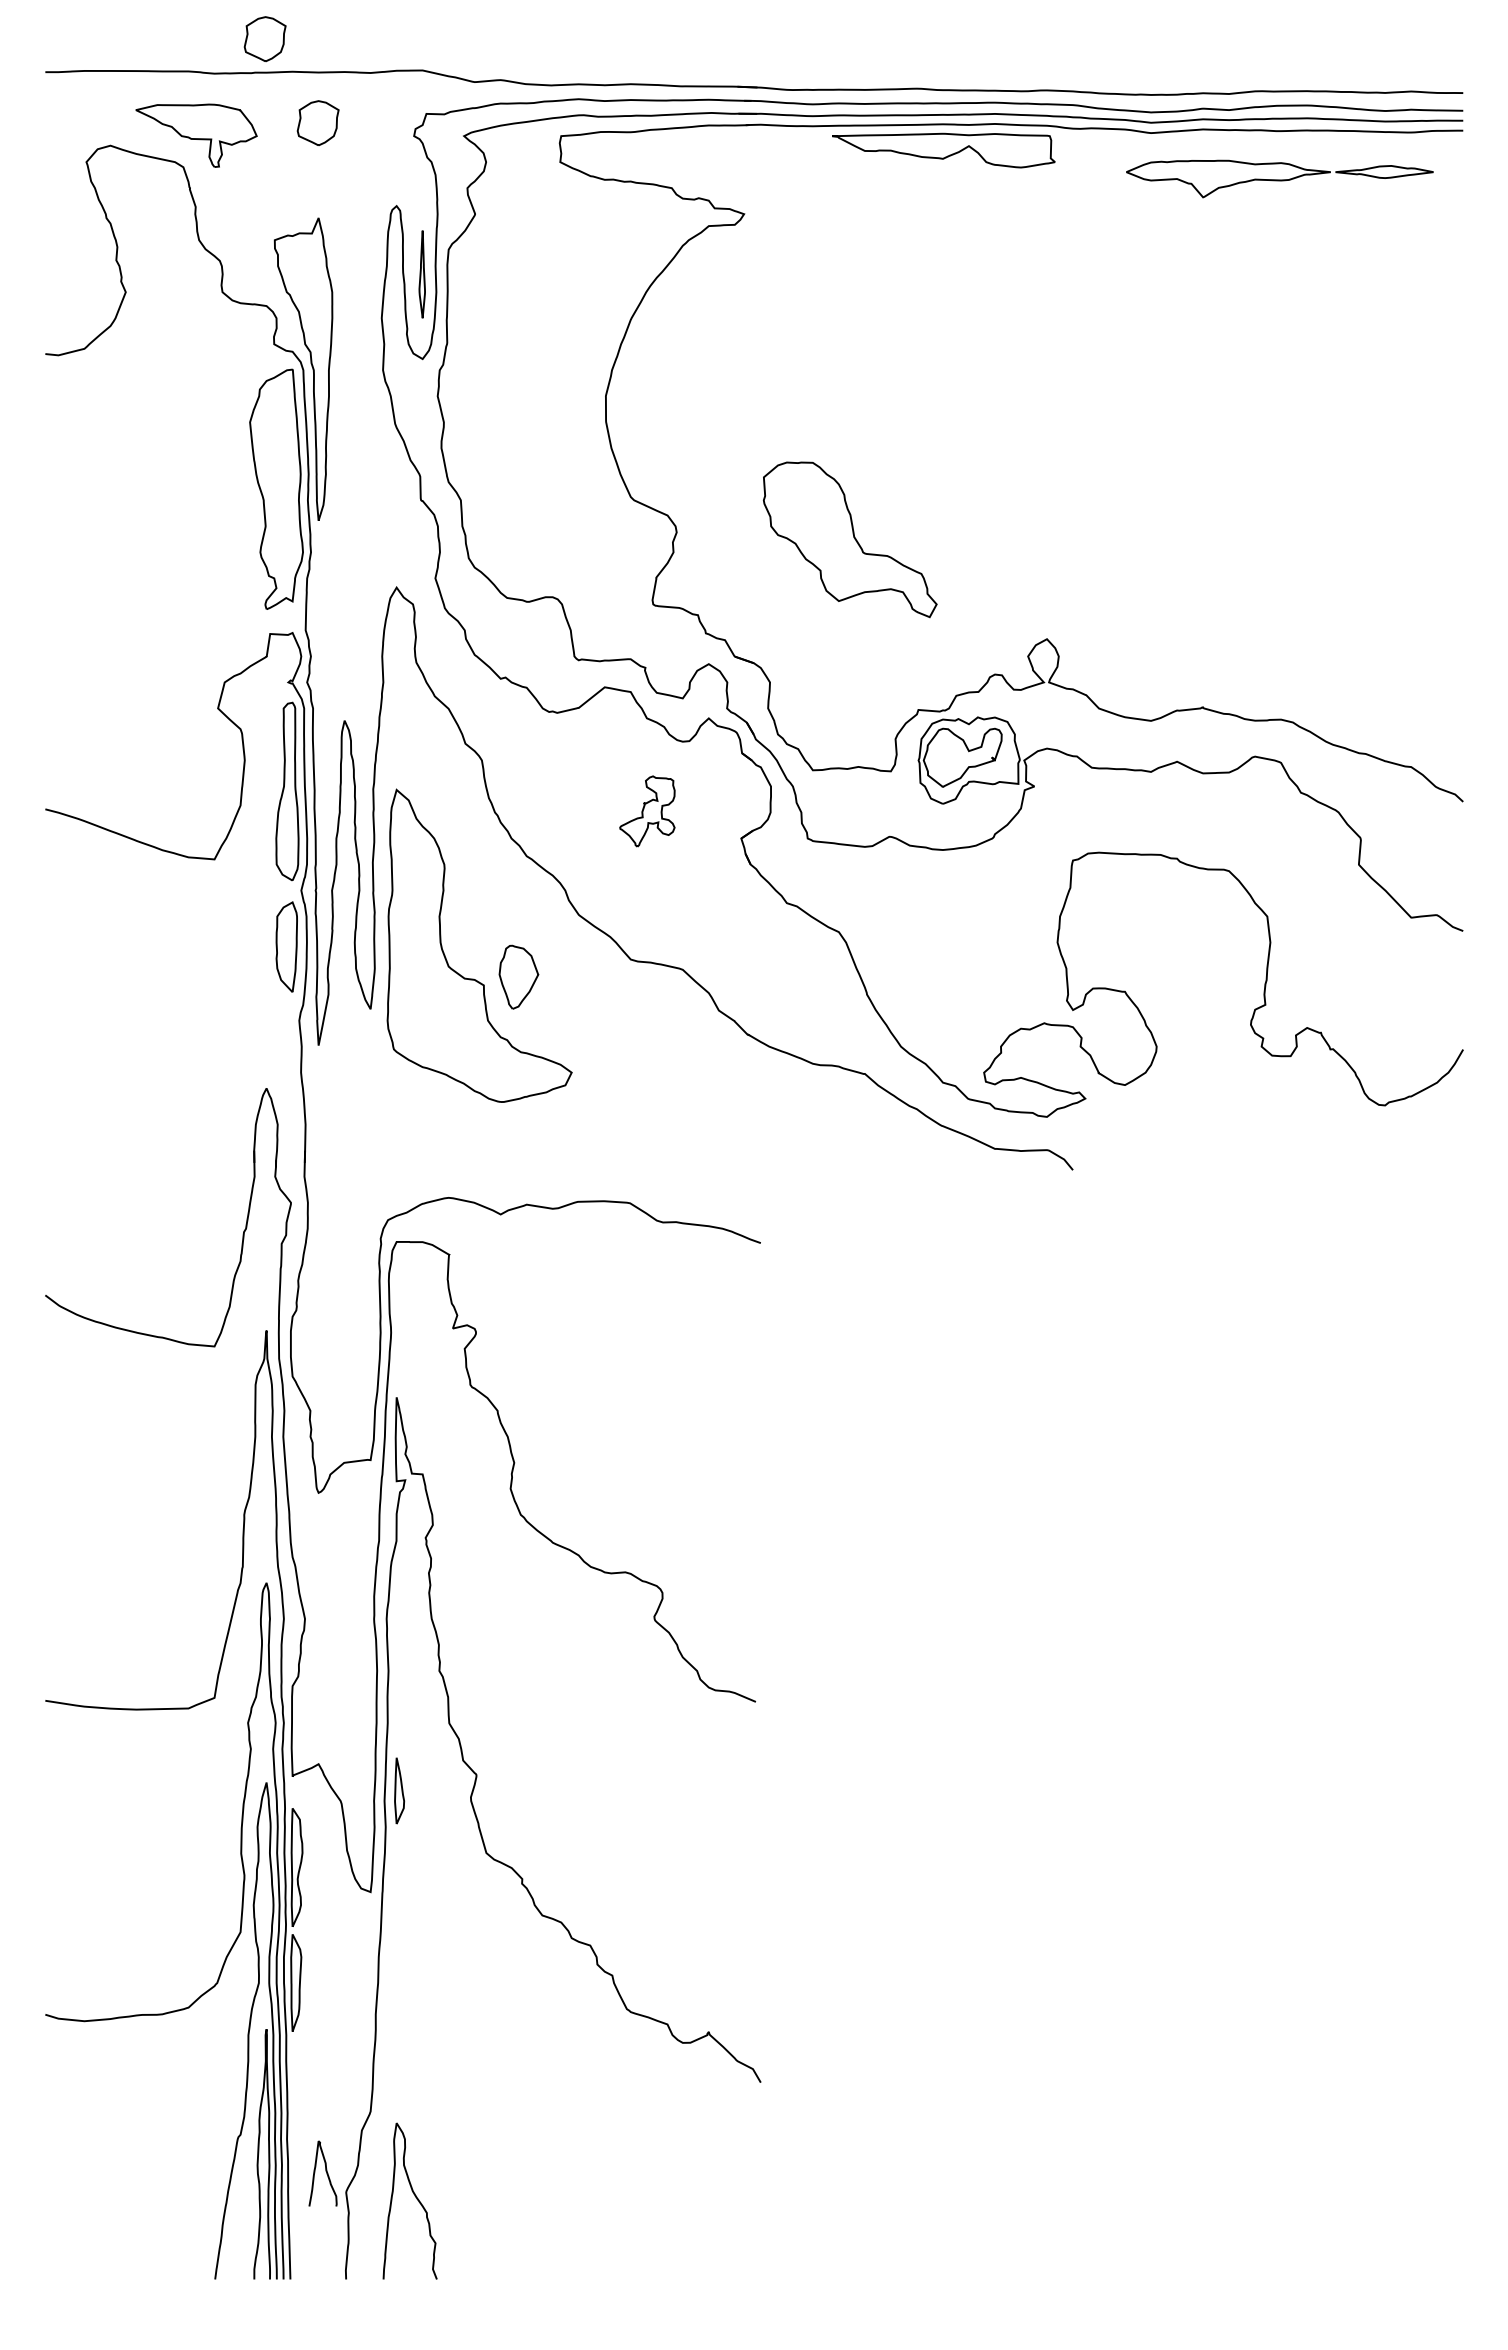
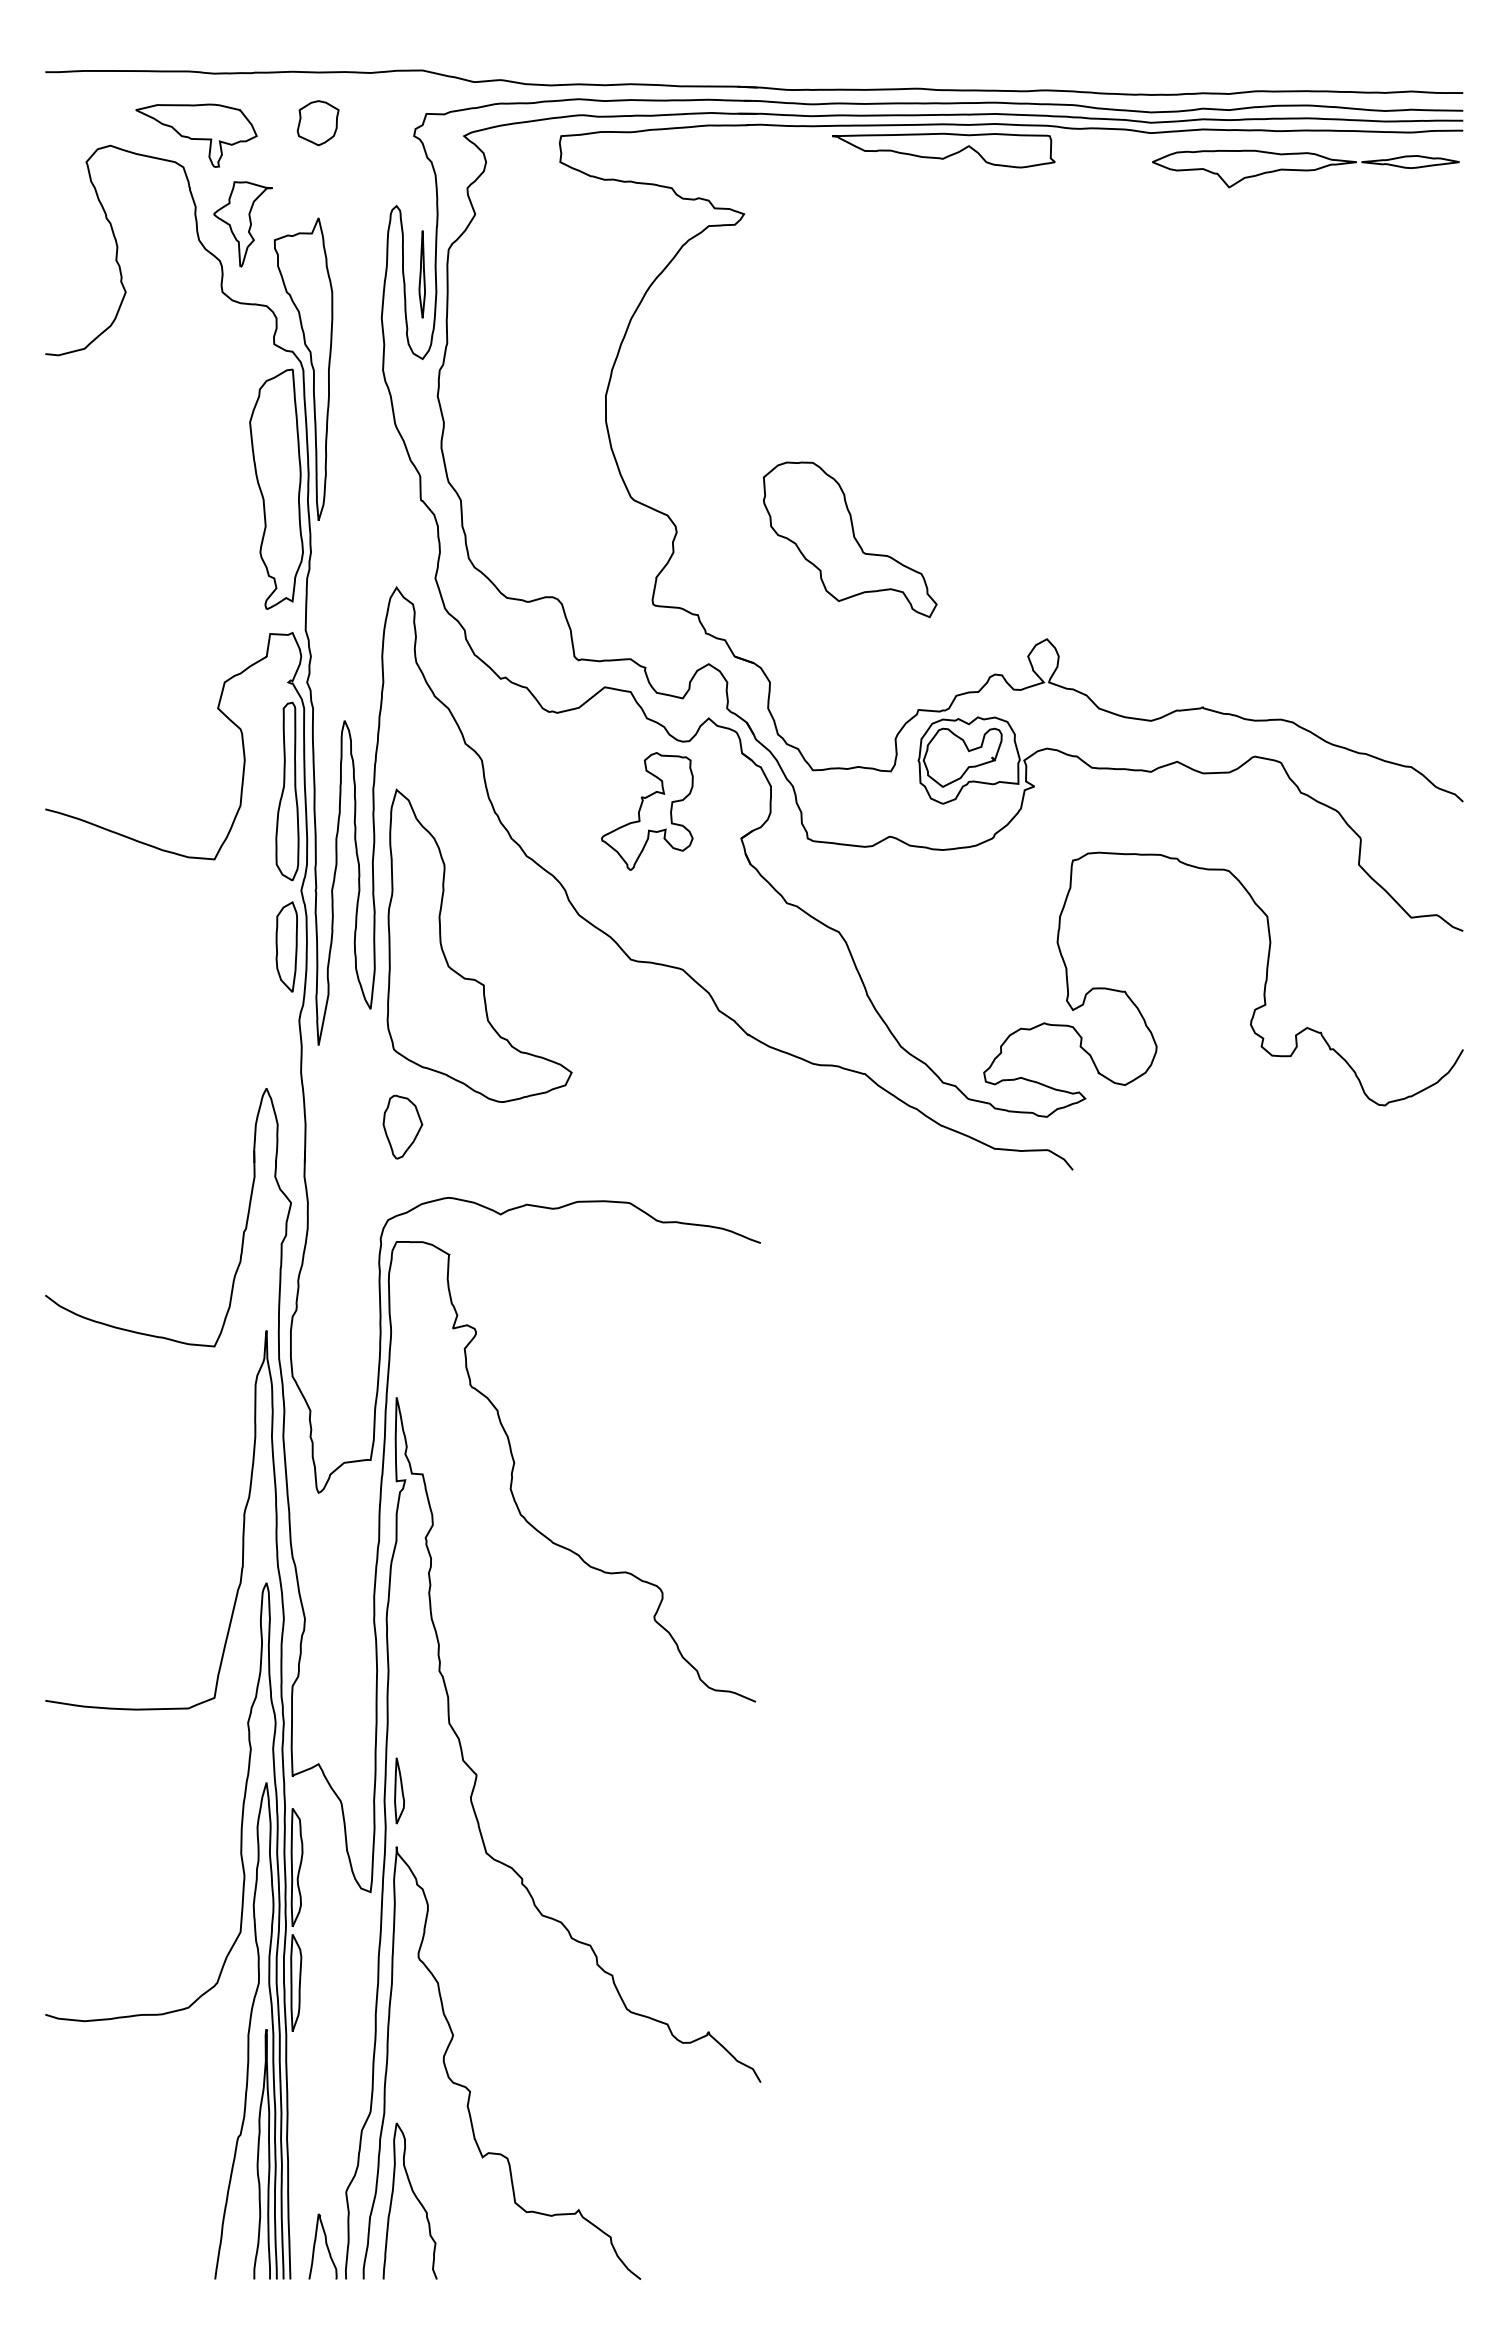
part: present -> none (264, 39)
part position: (1279, 178) -> (1305, 168) (1305, 168)
part: none -> present (242, 224)
part size: 57x73 px -> 93x119 px (647, 811)
part position: (518, 976) -> (402, 1126) (402, 1126)
curve: none -> present (470, 2090)
curve position: (325, 2171) -> (325, 2244) (325, 2244)
